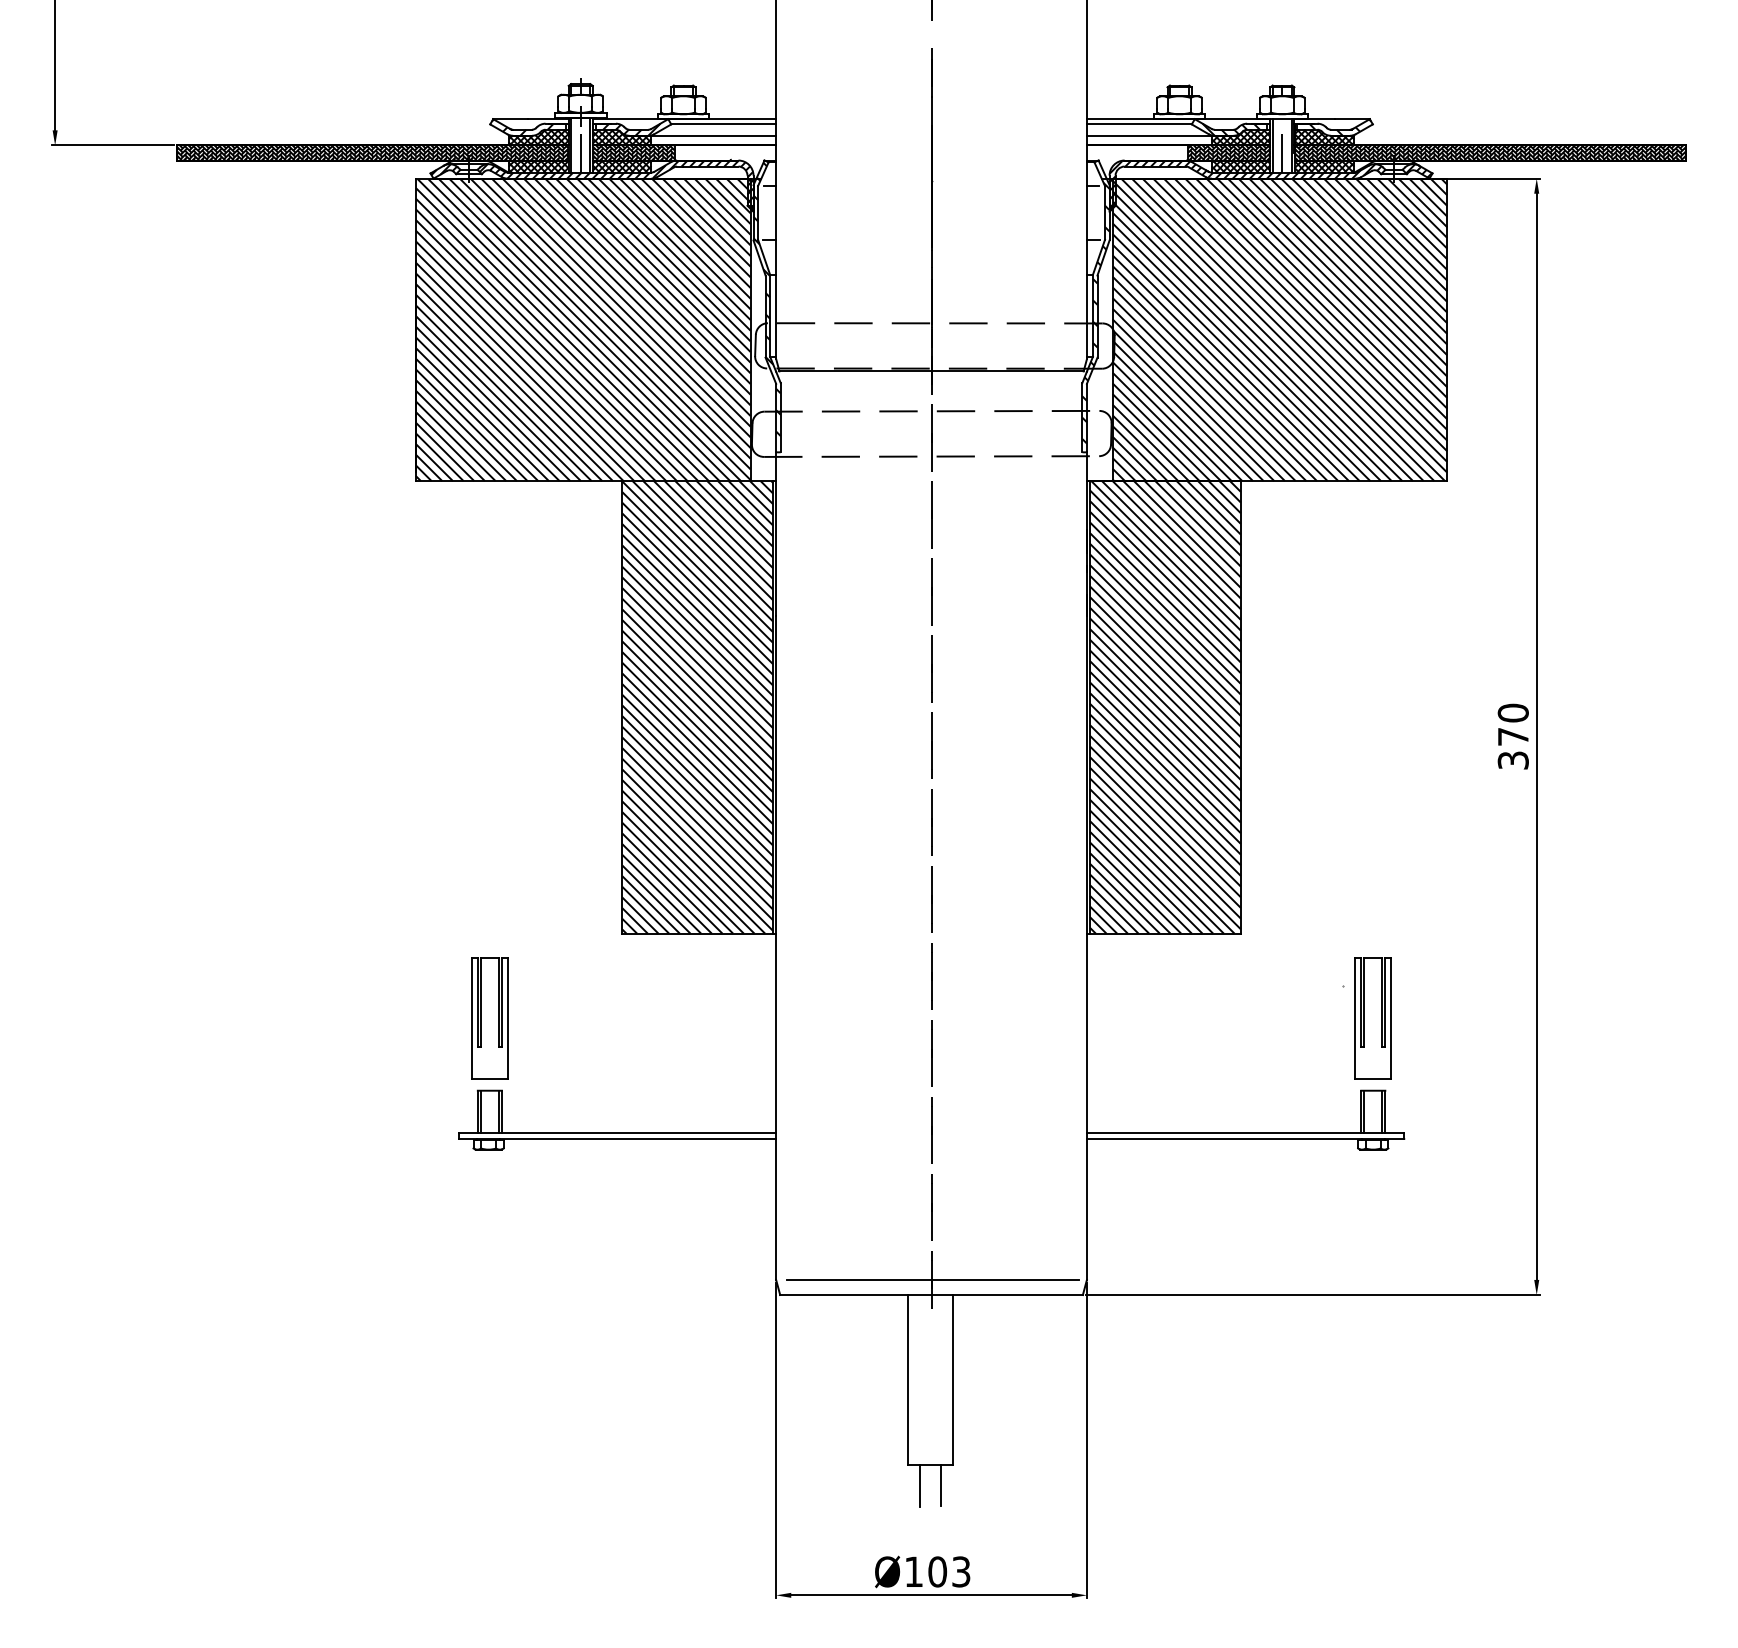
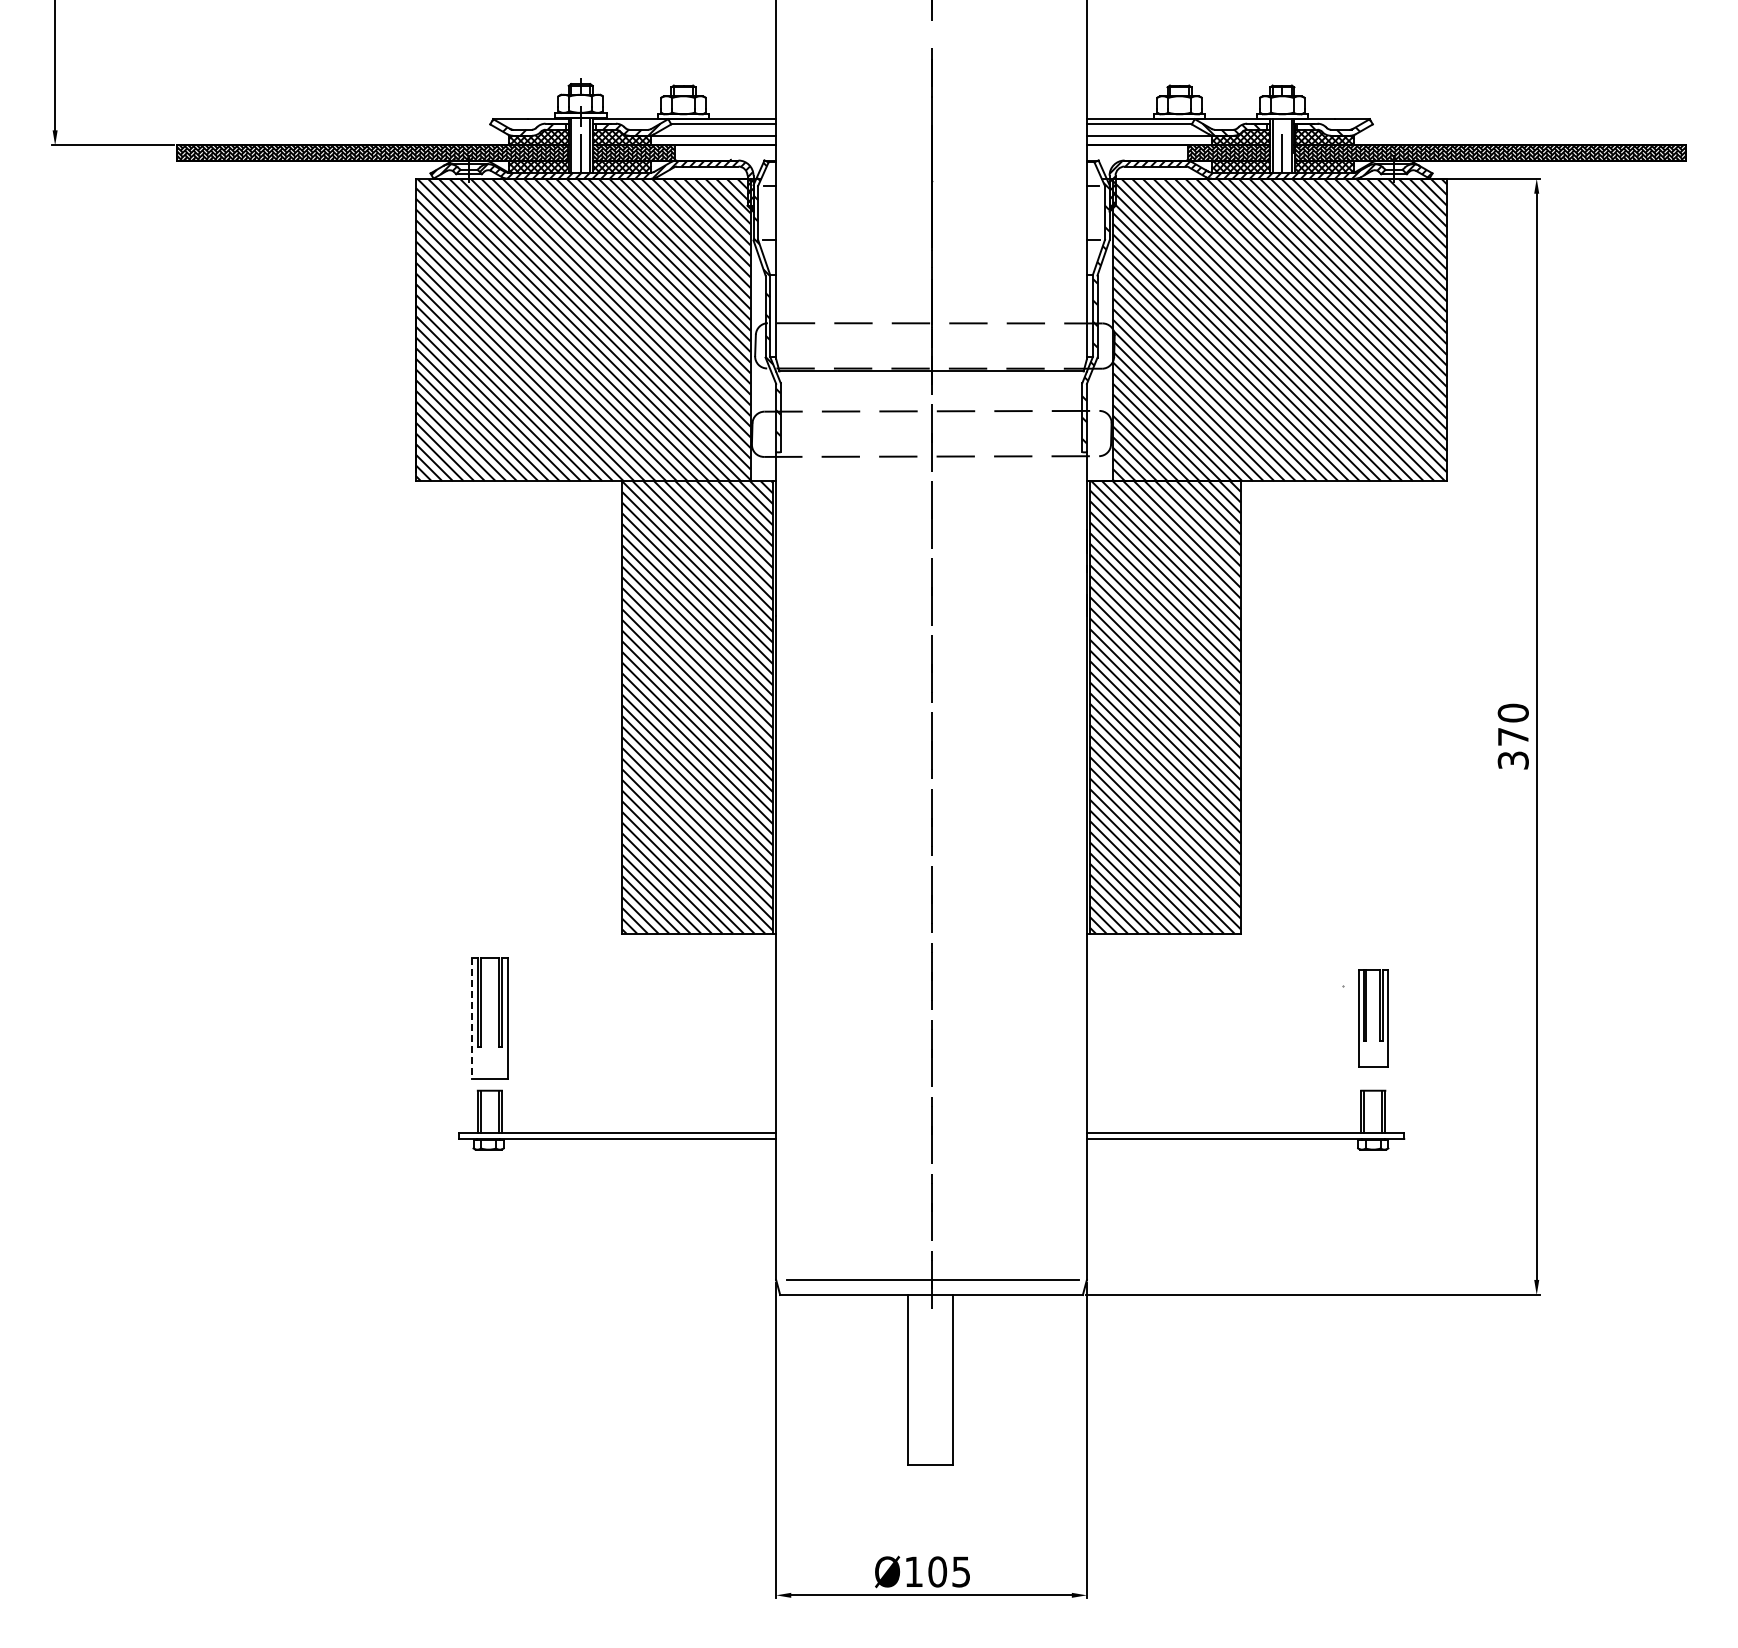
line: solid -> dashed (471, 1018)
part size: 38x123 px -> 31x99 px (1373, 1018)
line: present -> none (919, 1485)
line: present -> none (941, 1485)
text: Ø103 -> Ø105 (961, 1571)
